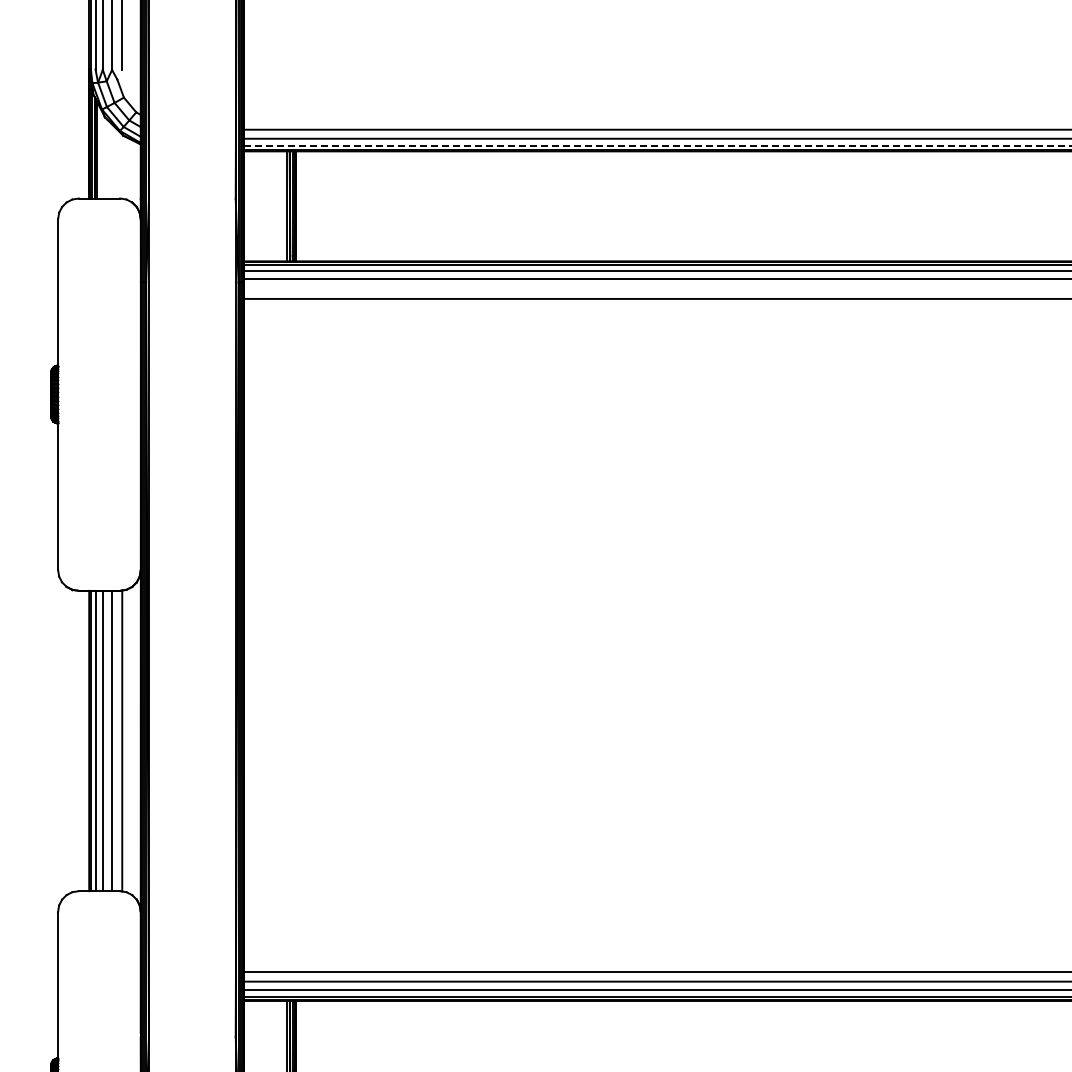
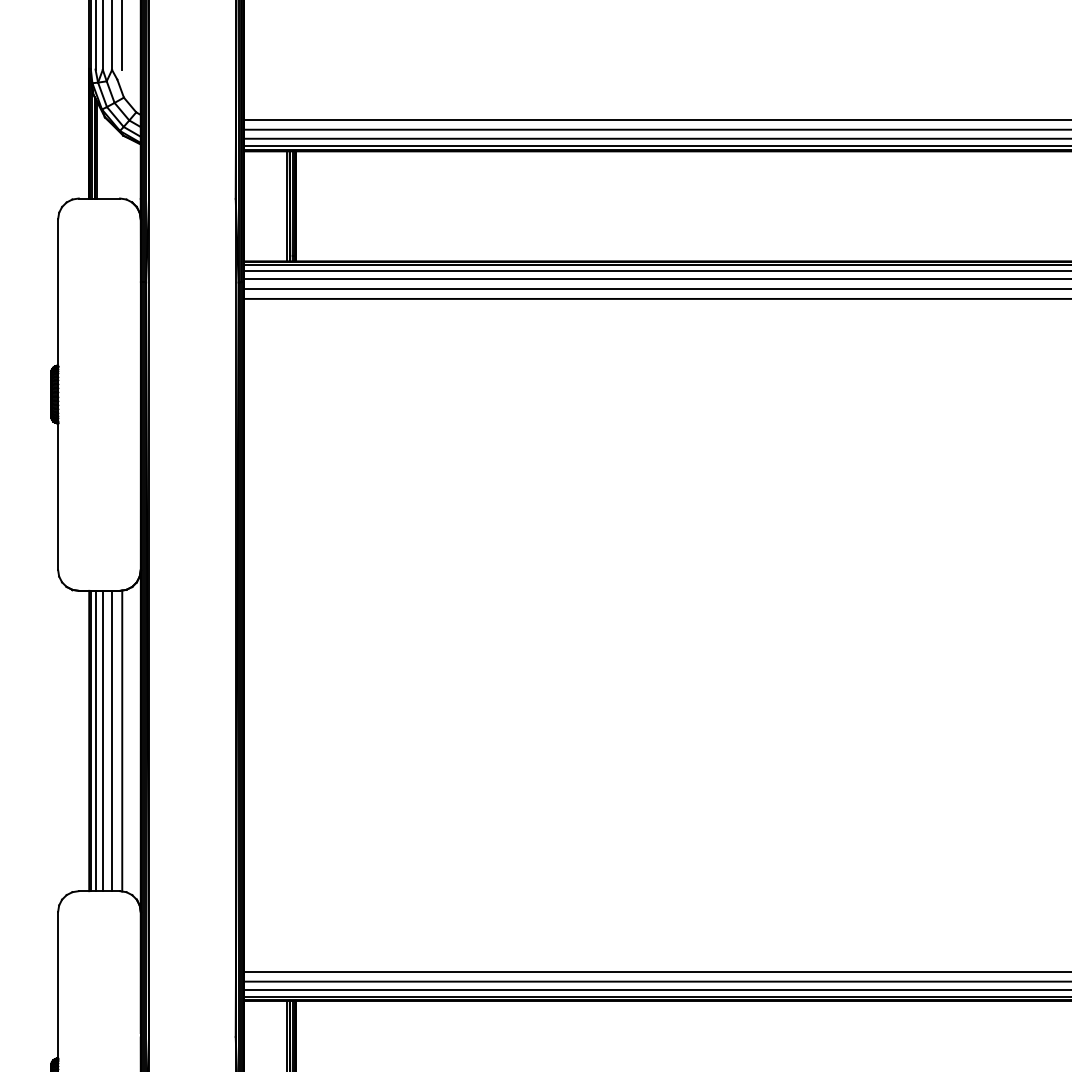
line: none -> present (655, 119)
line: dashed -> solid (657, 145)
line: none -> present (655, 288)
